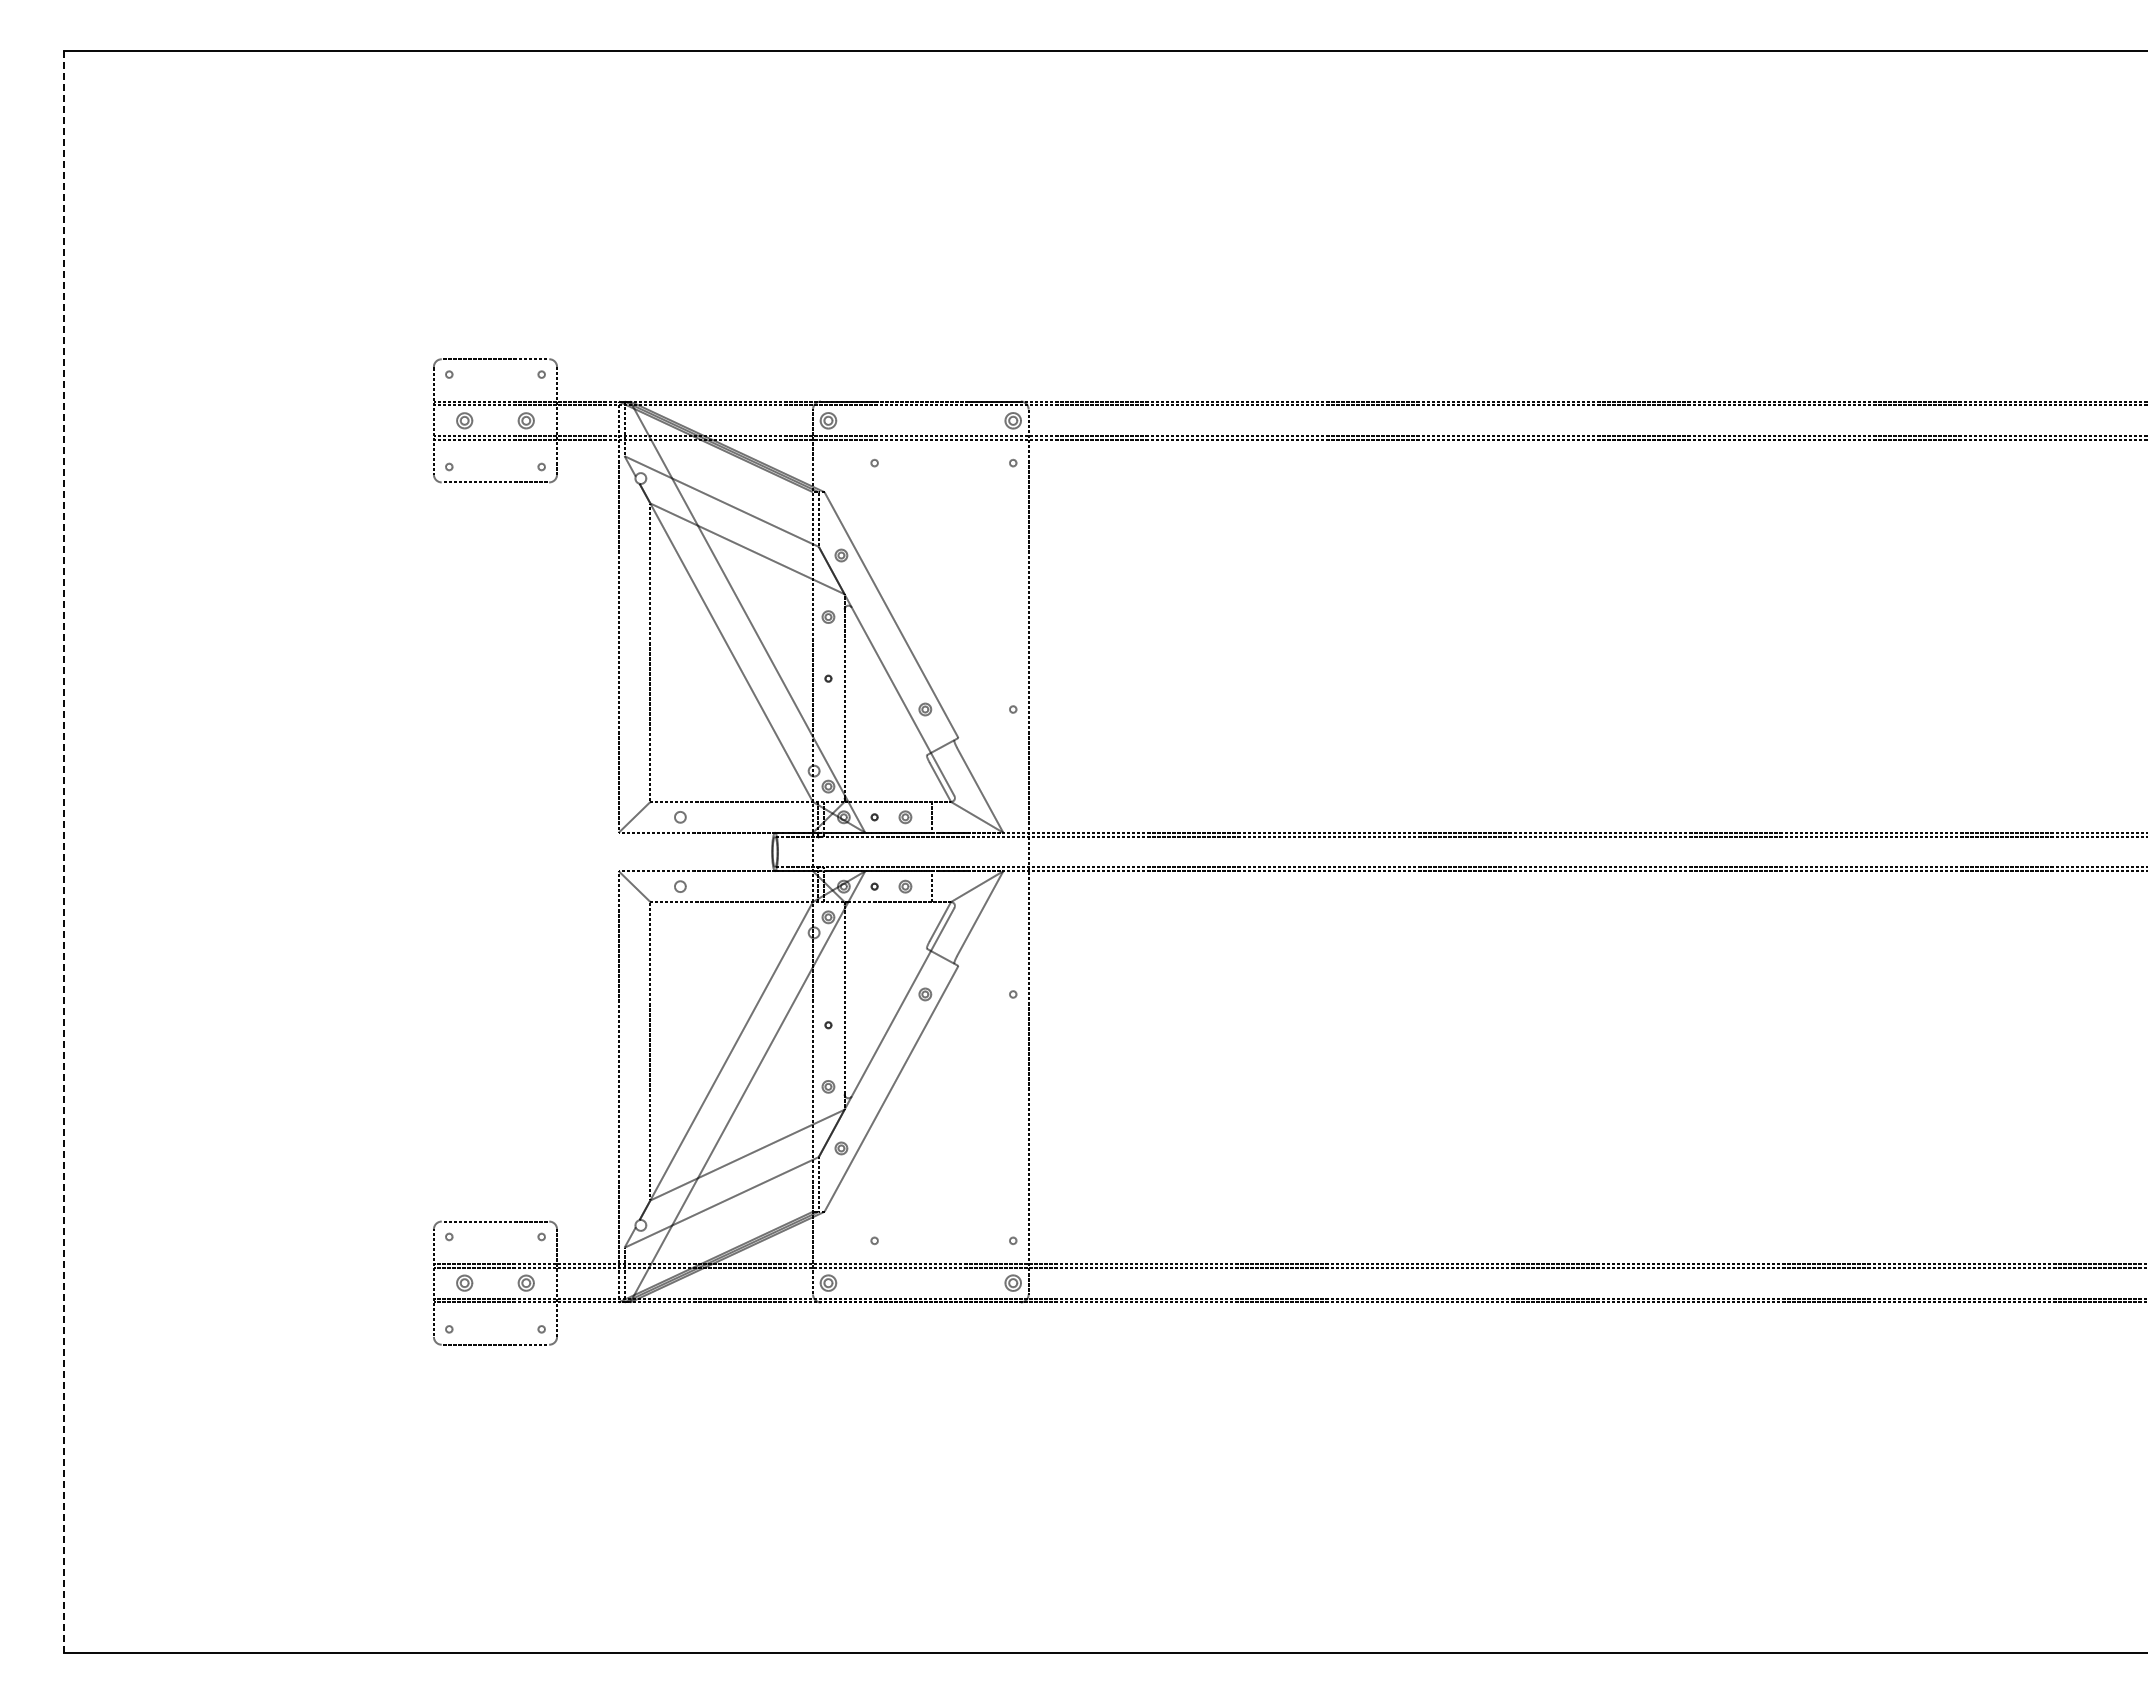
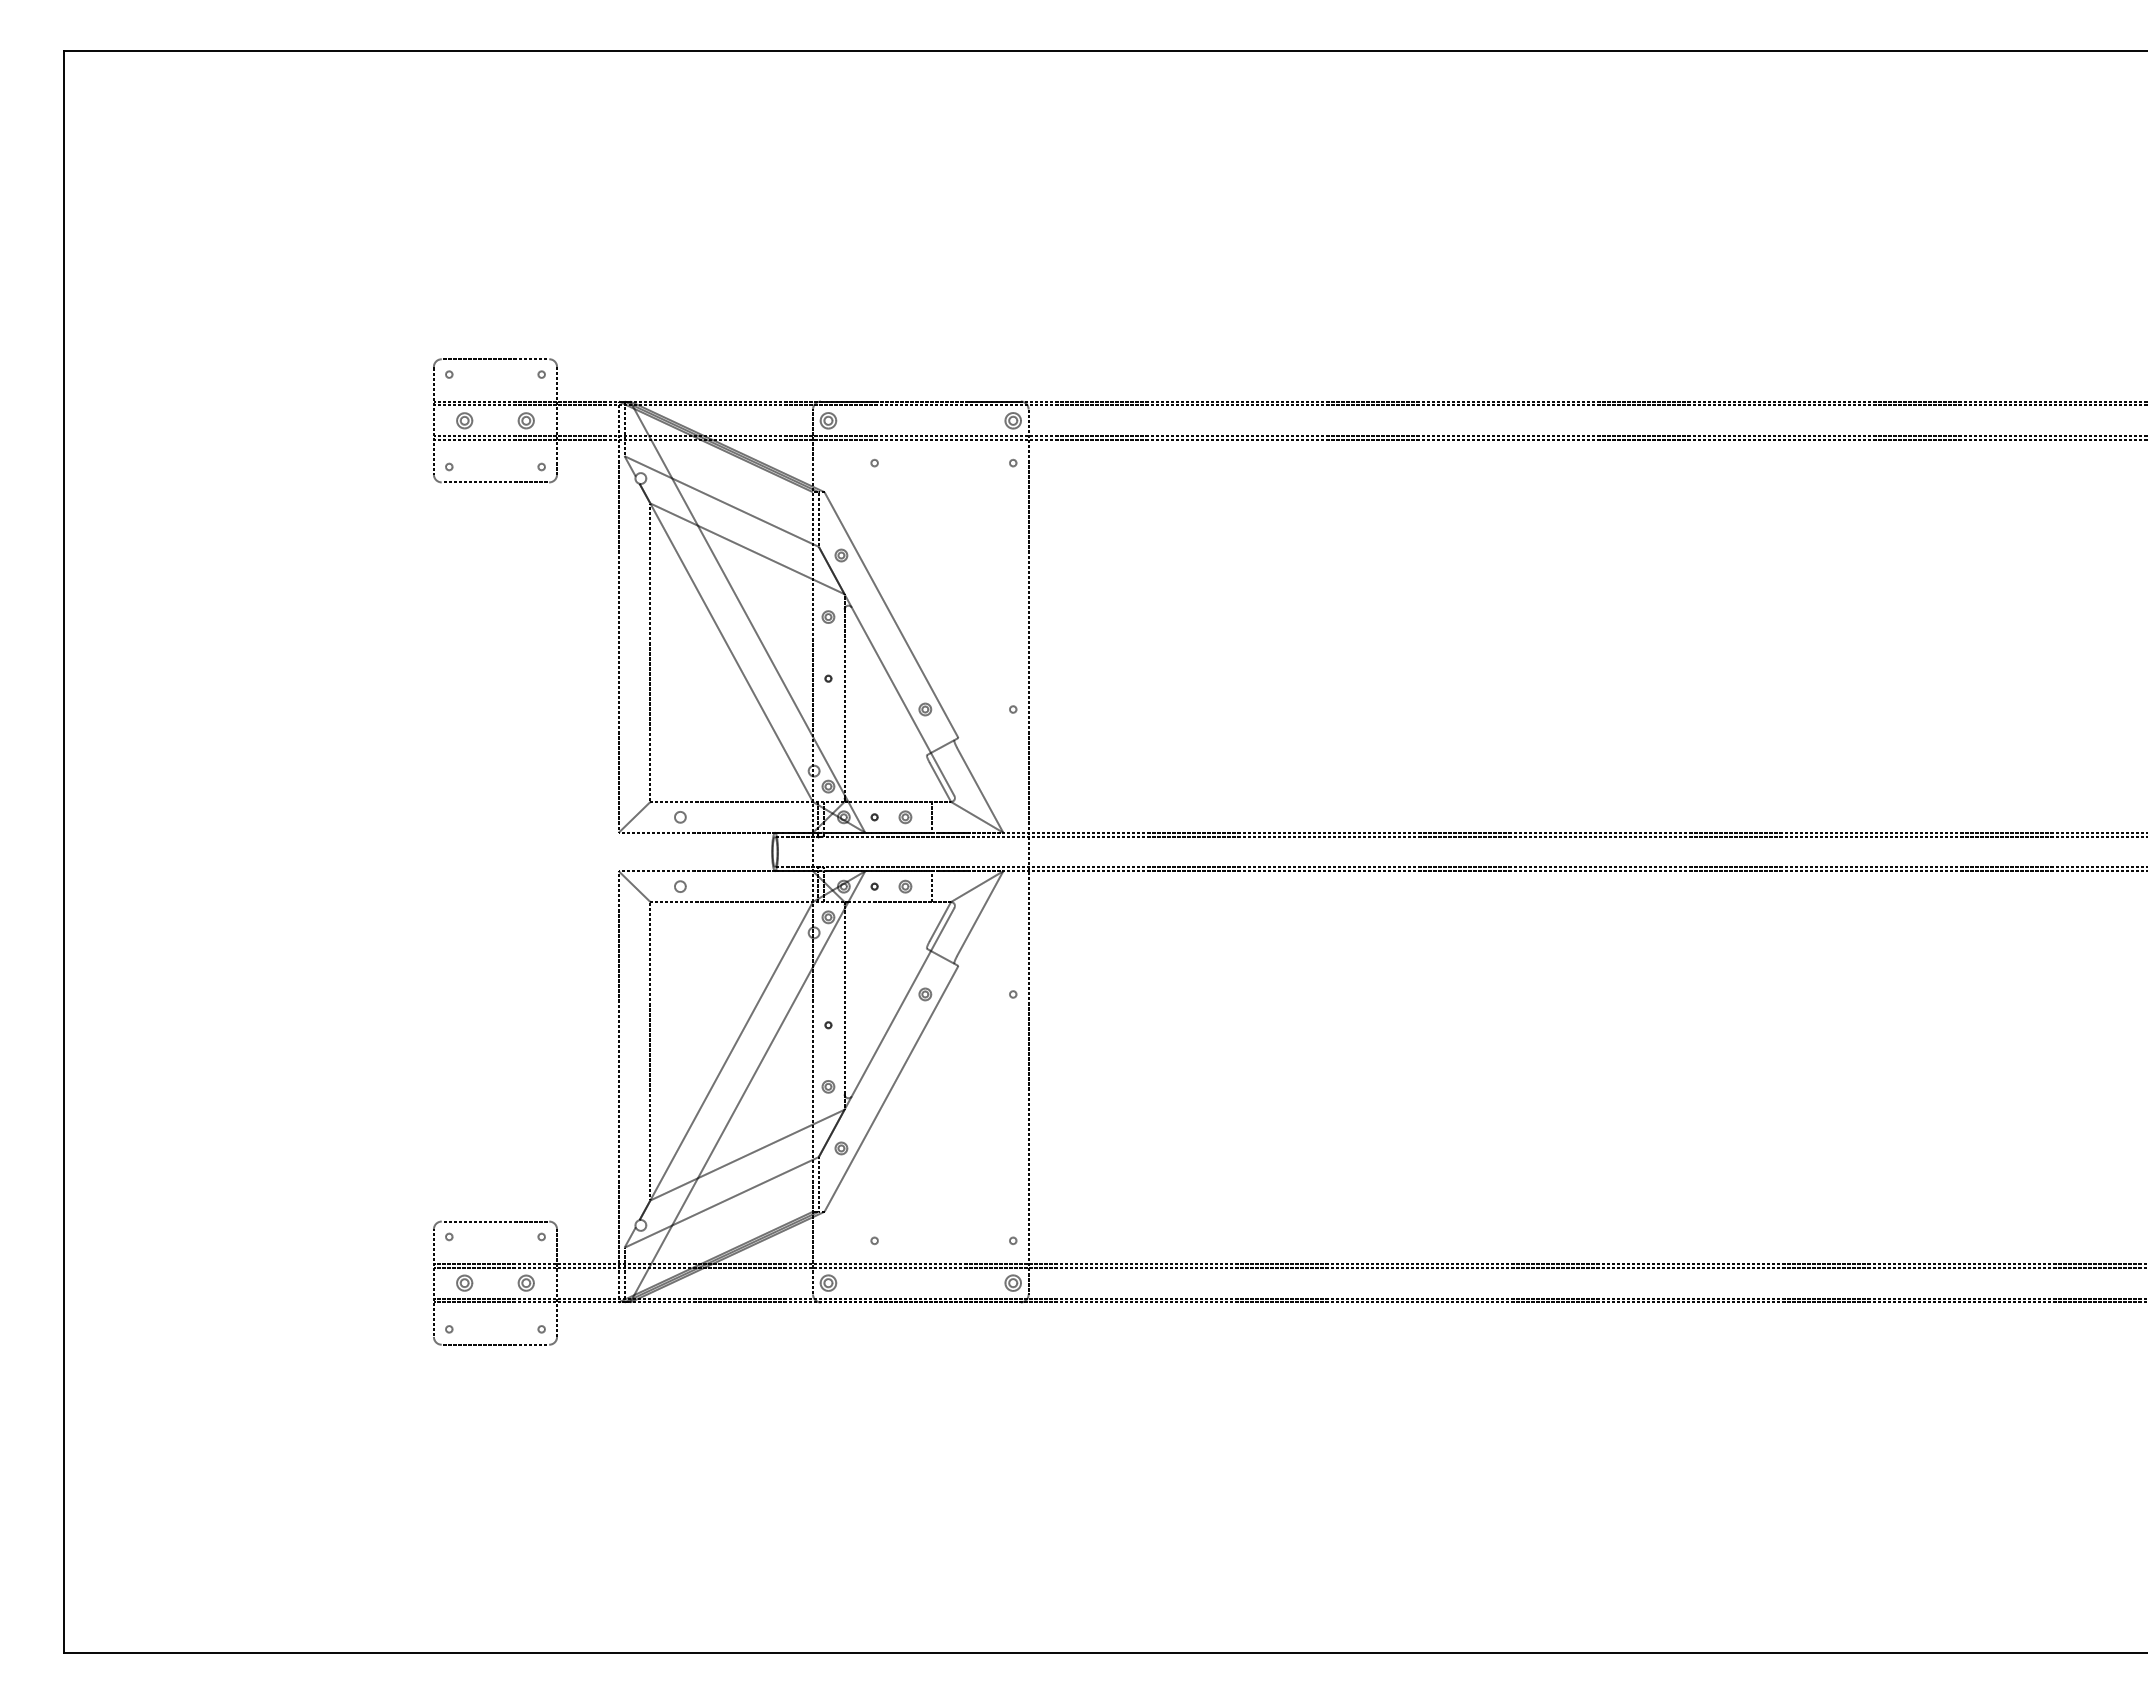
line: dashed -> solid (64, 852)
